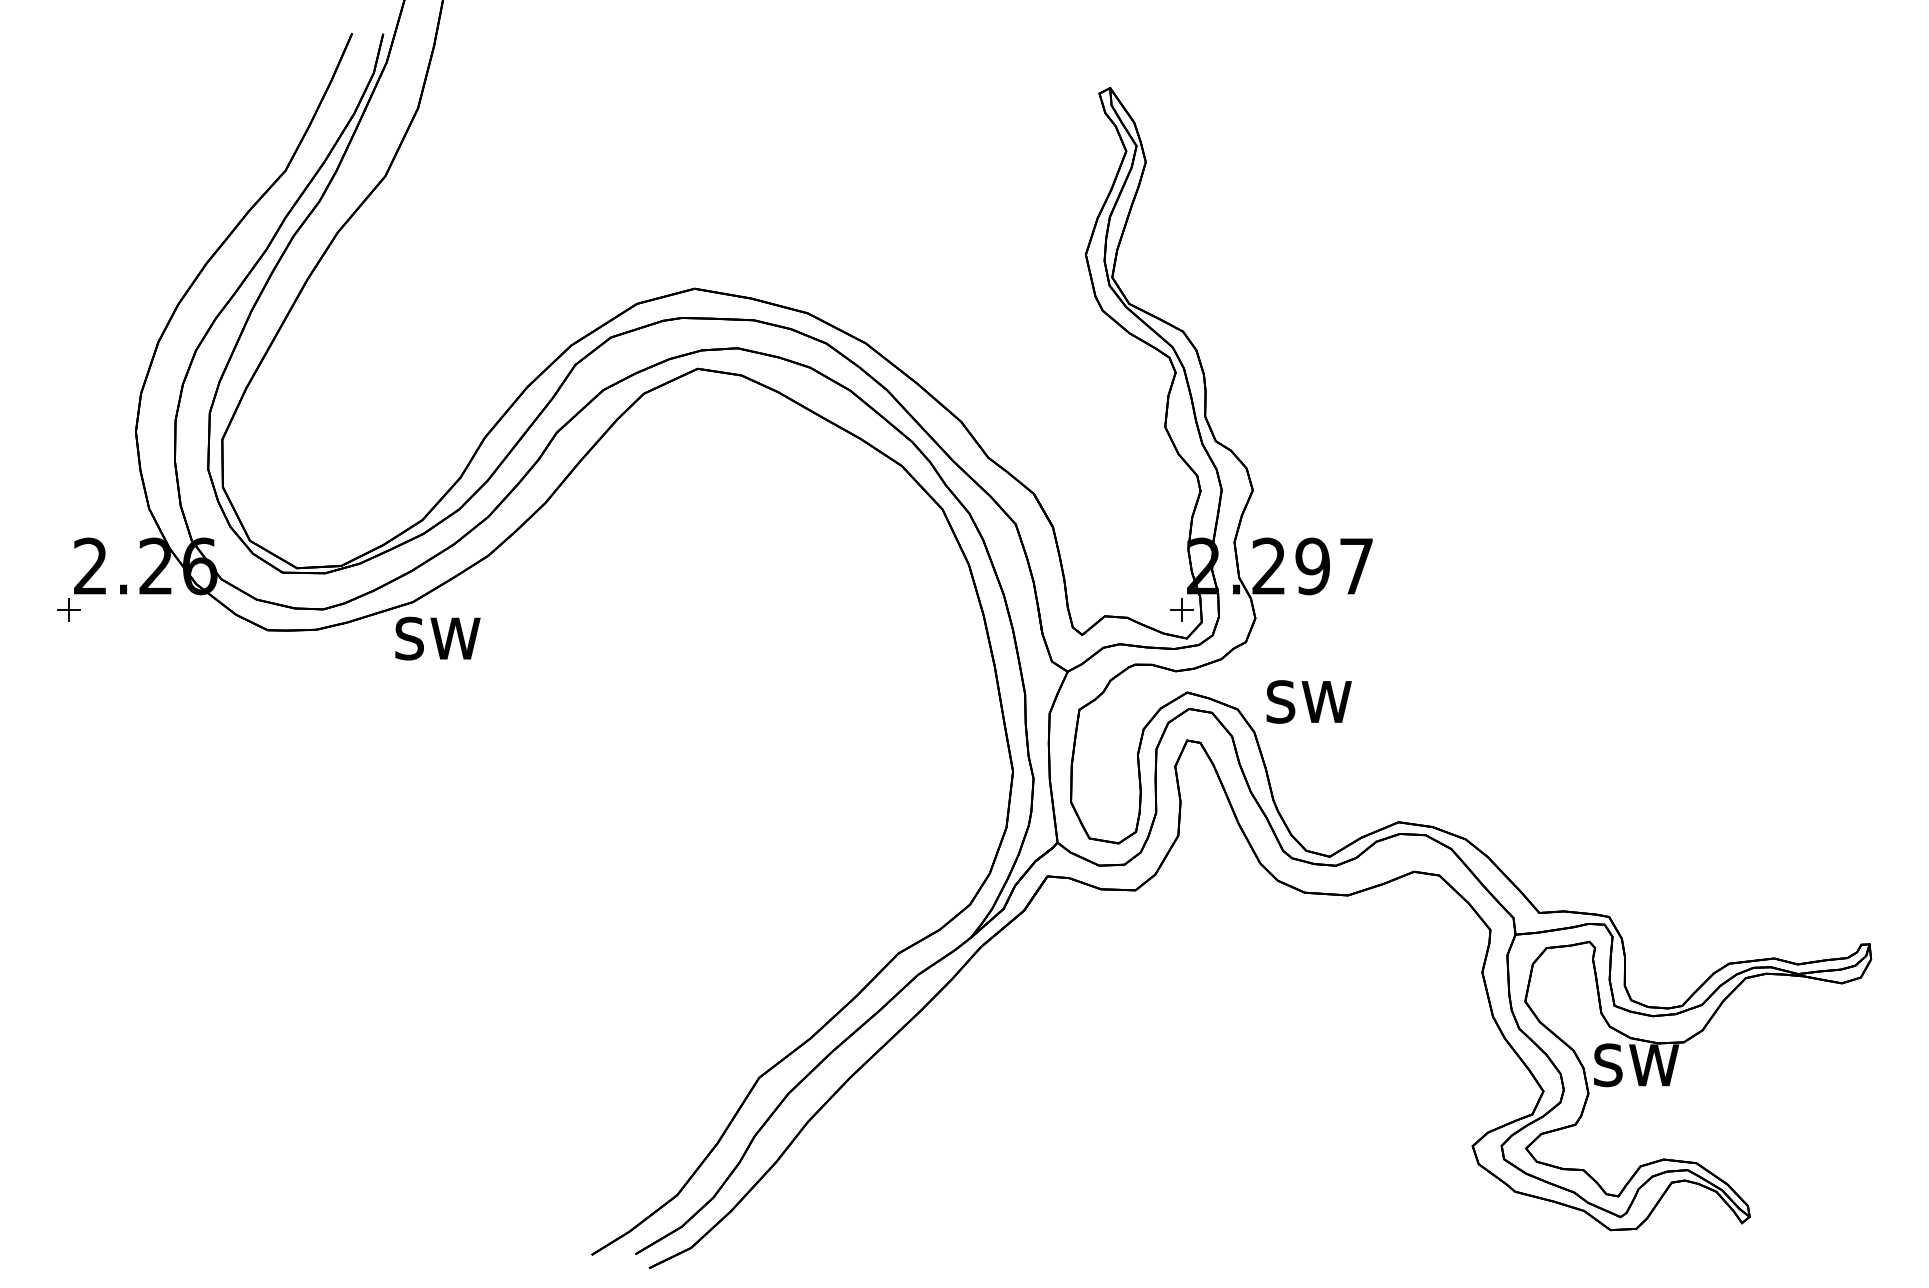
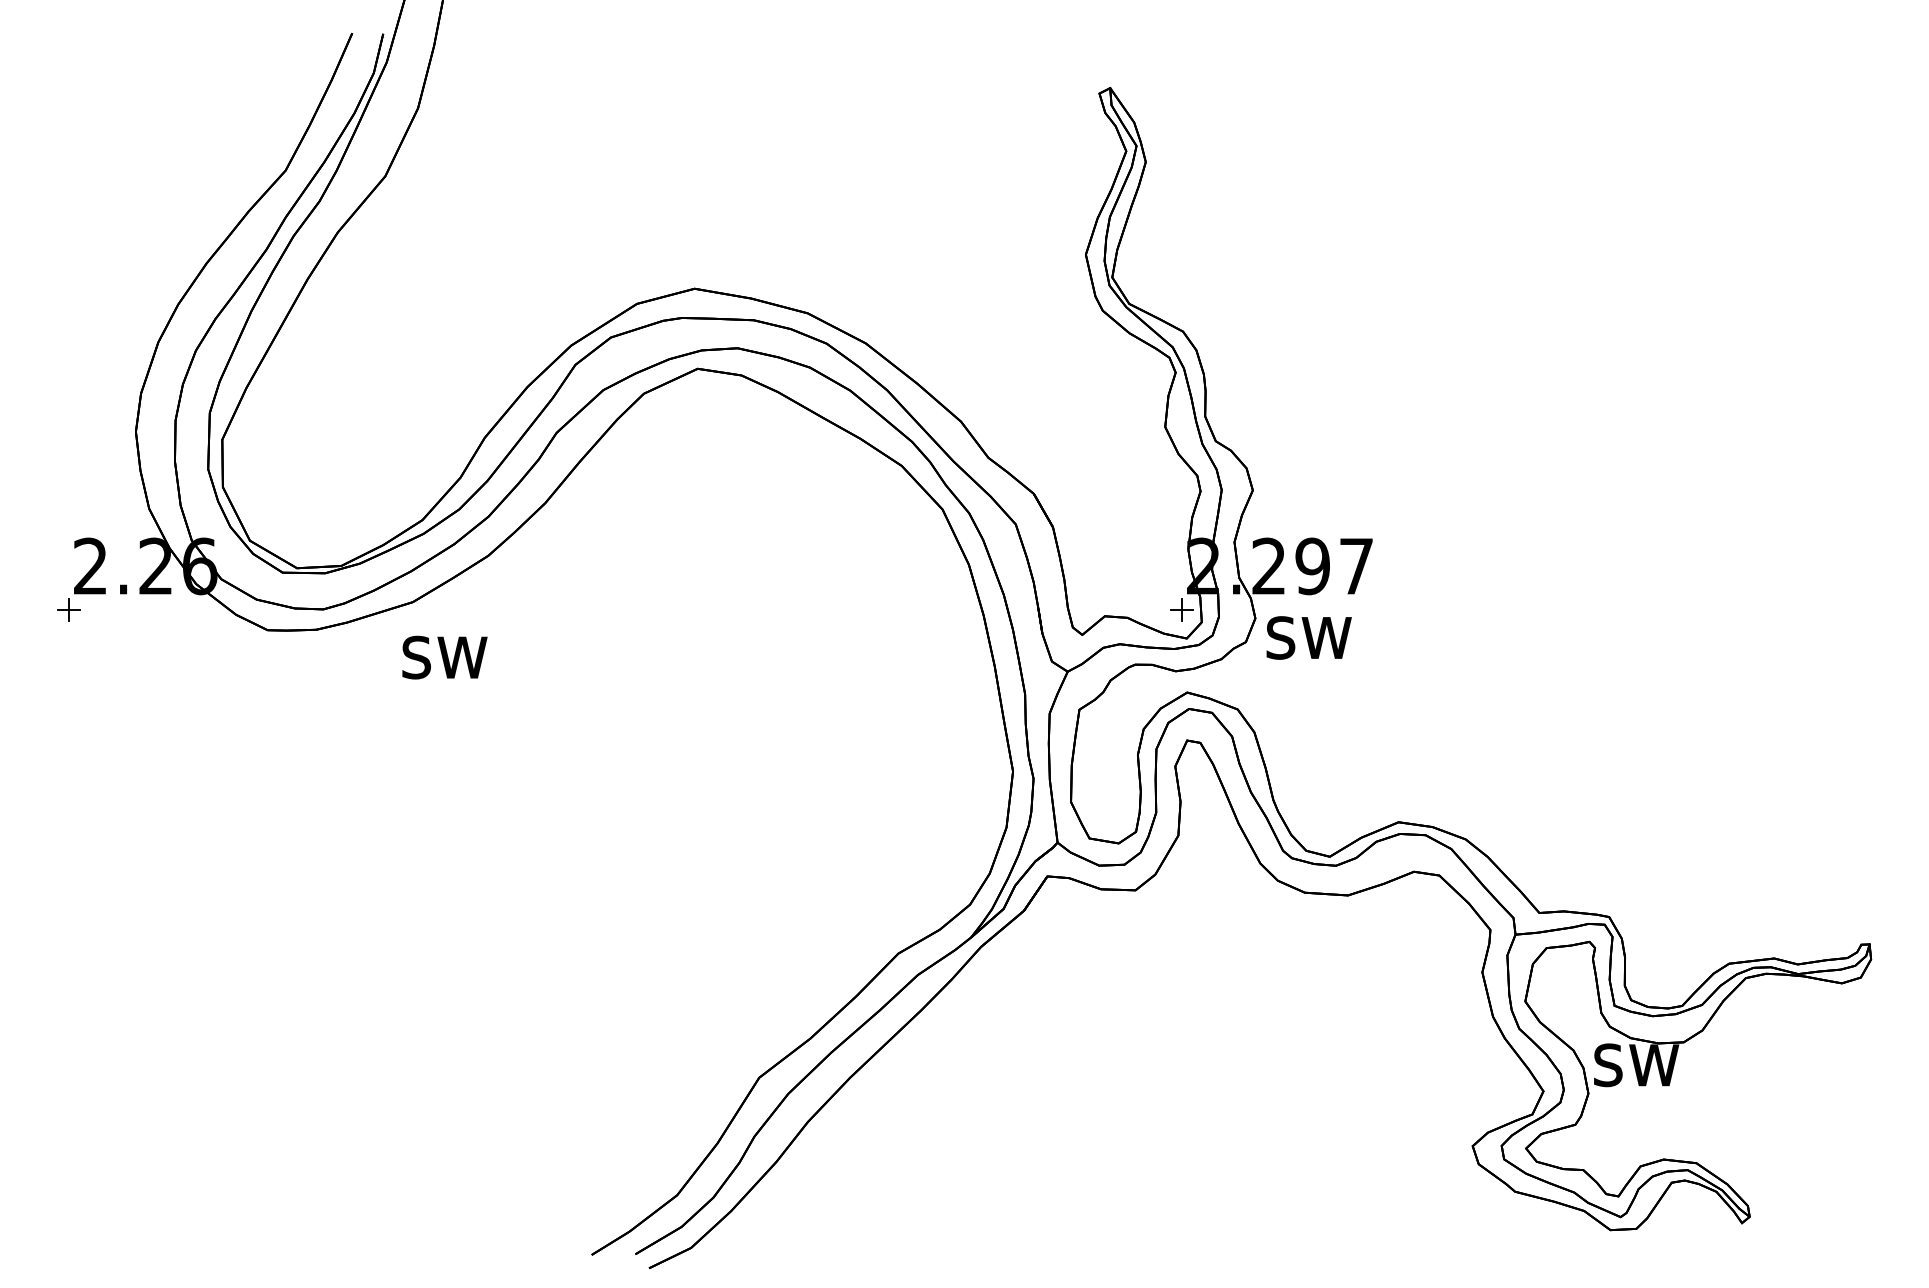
text position: (437, 638) -> (444, 657) (444, 657)
text position: (1308, 701) -> (1308, 637) (1308, 637)
